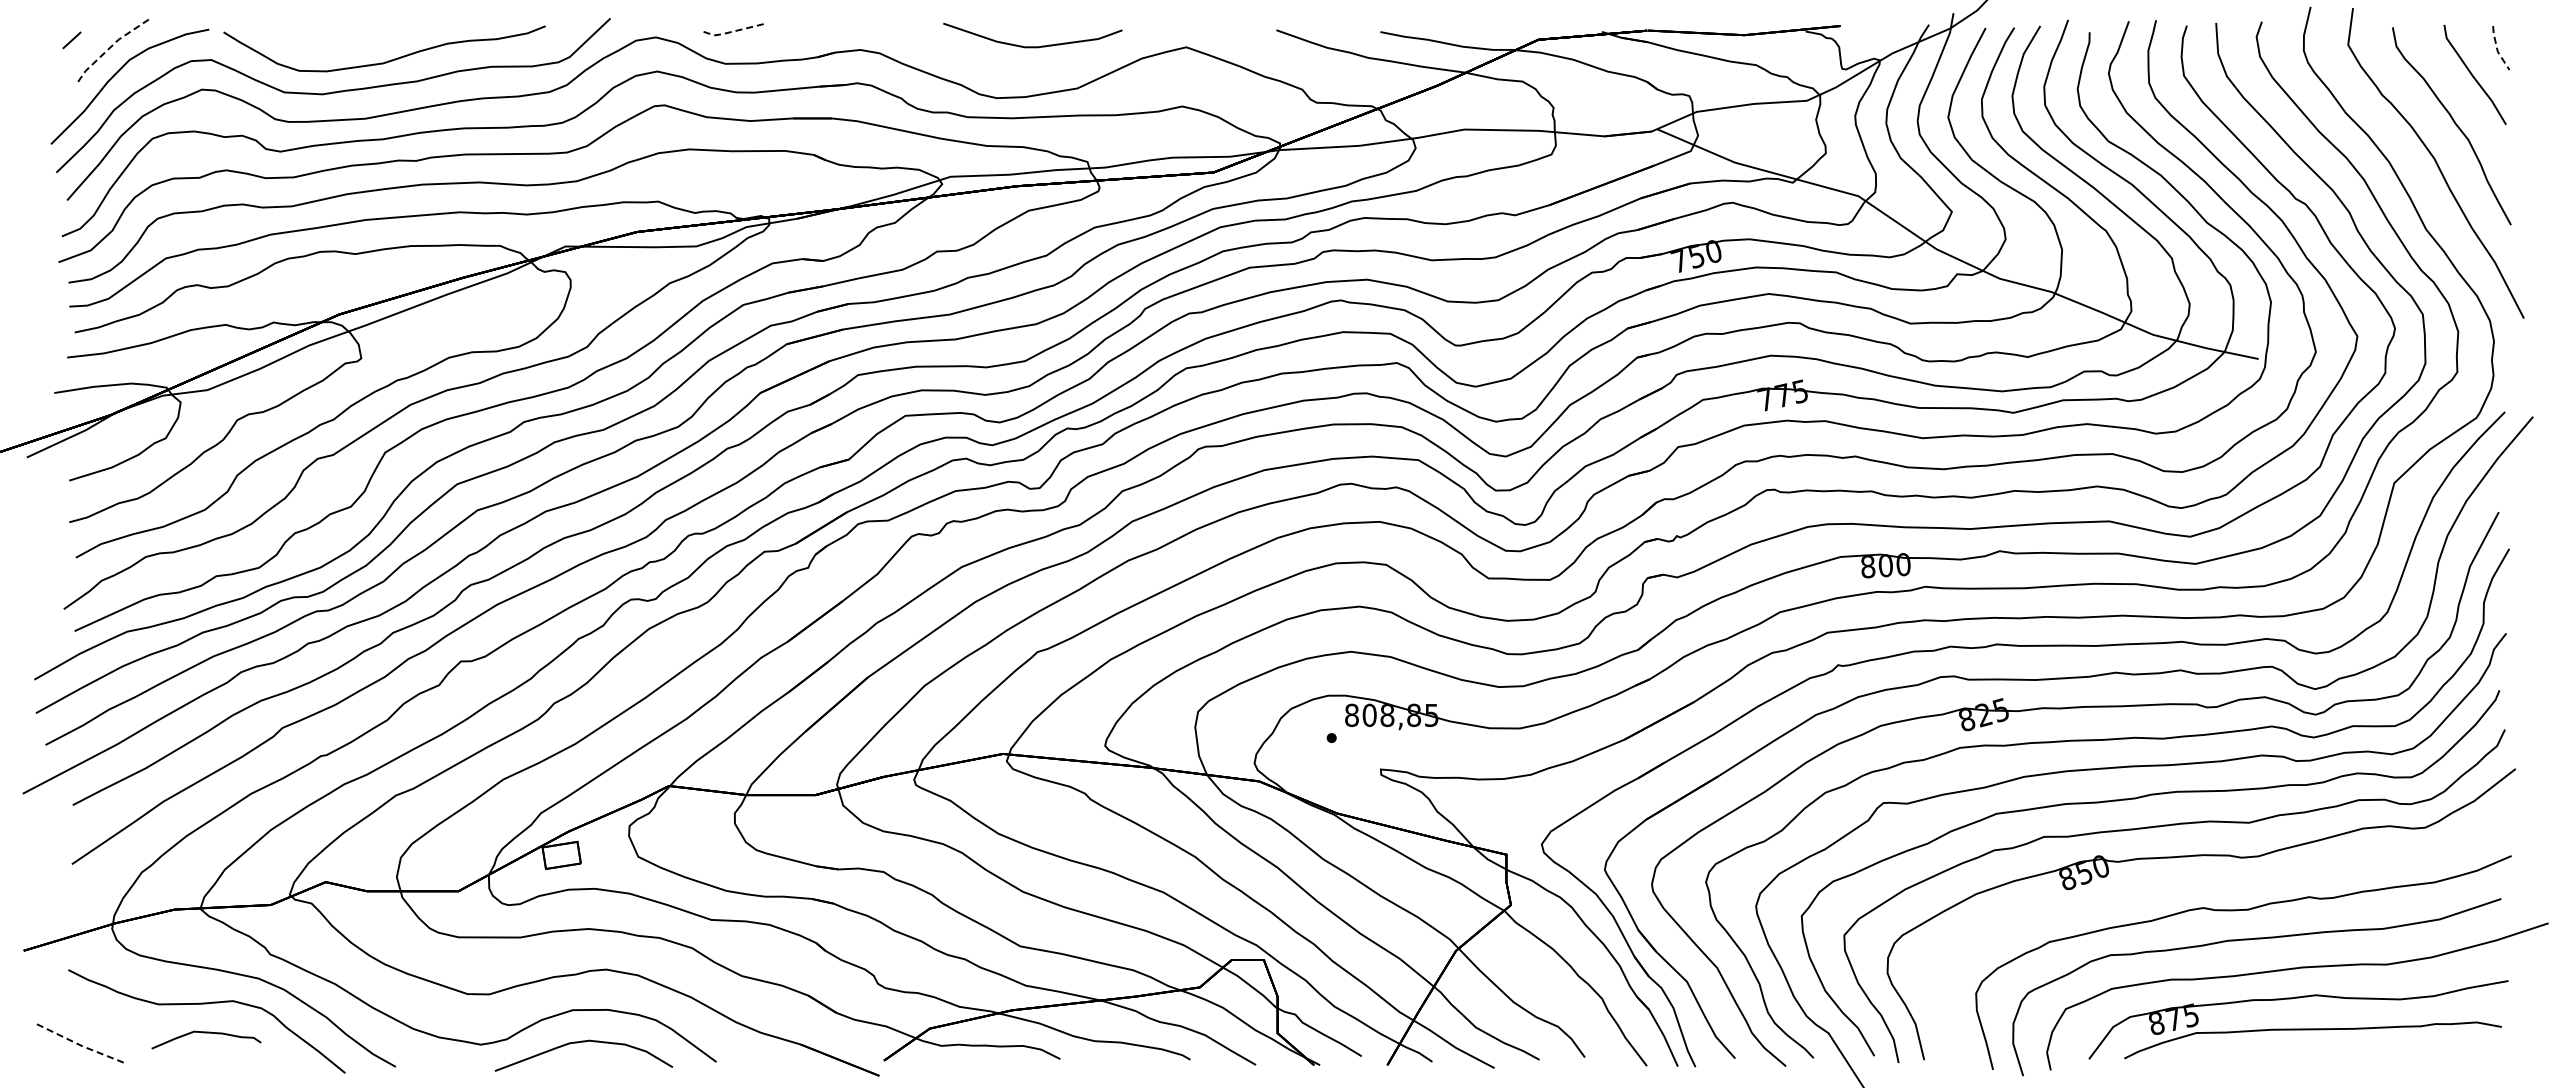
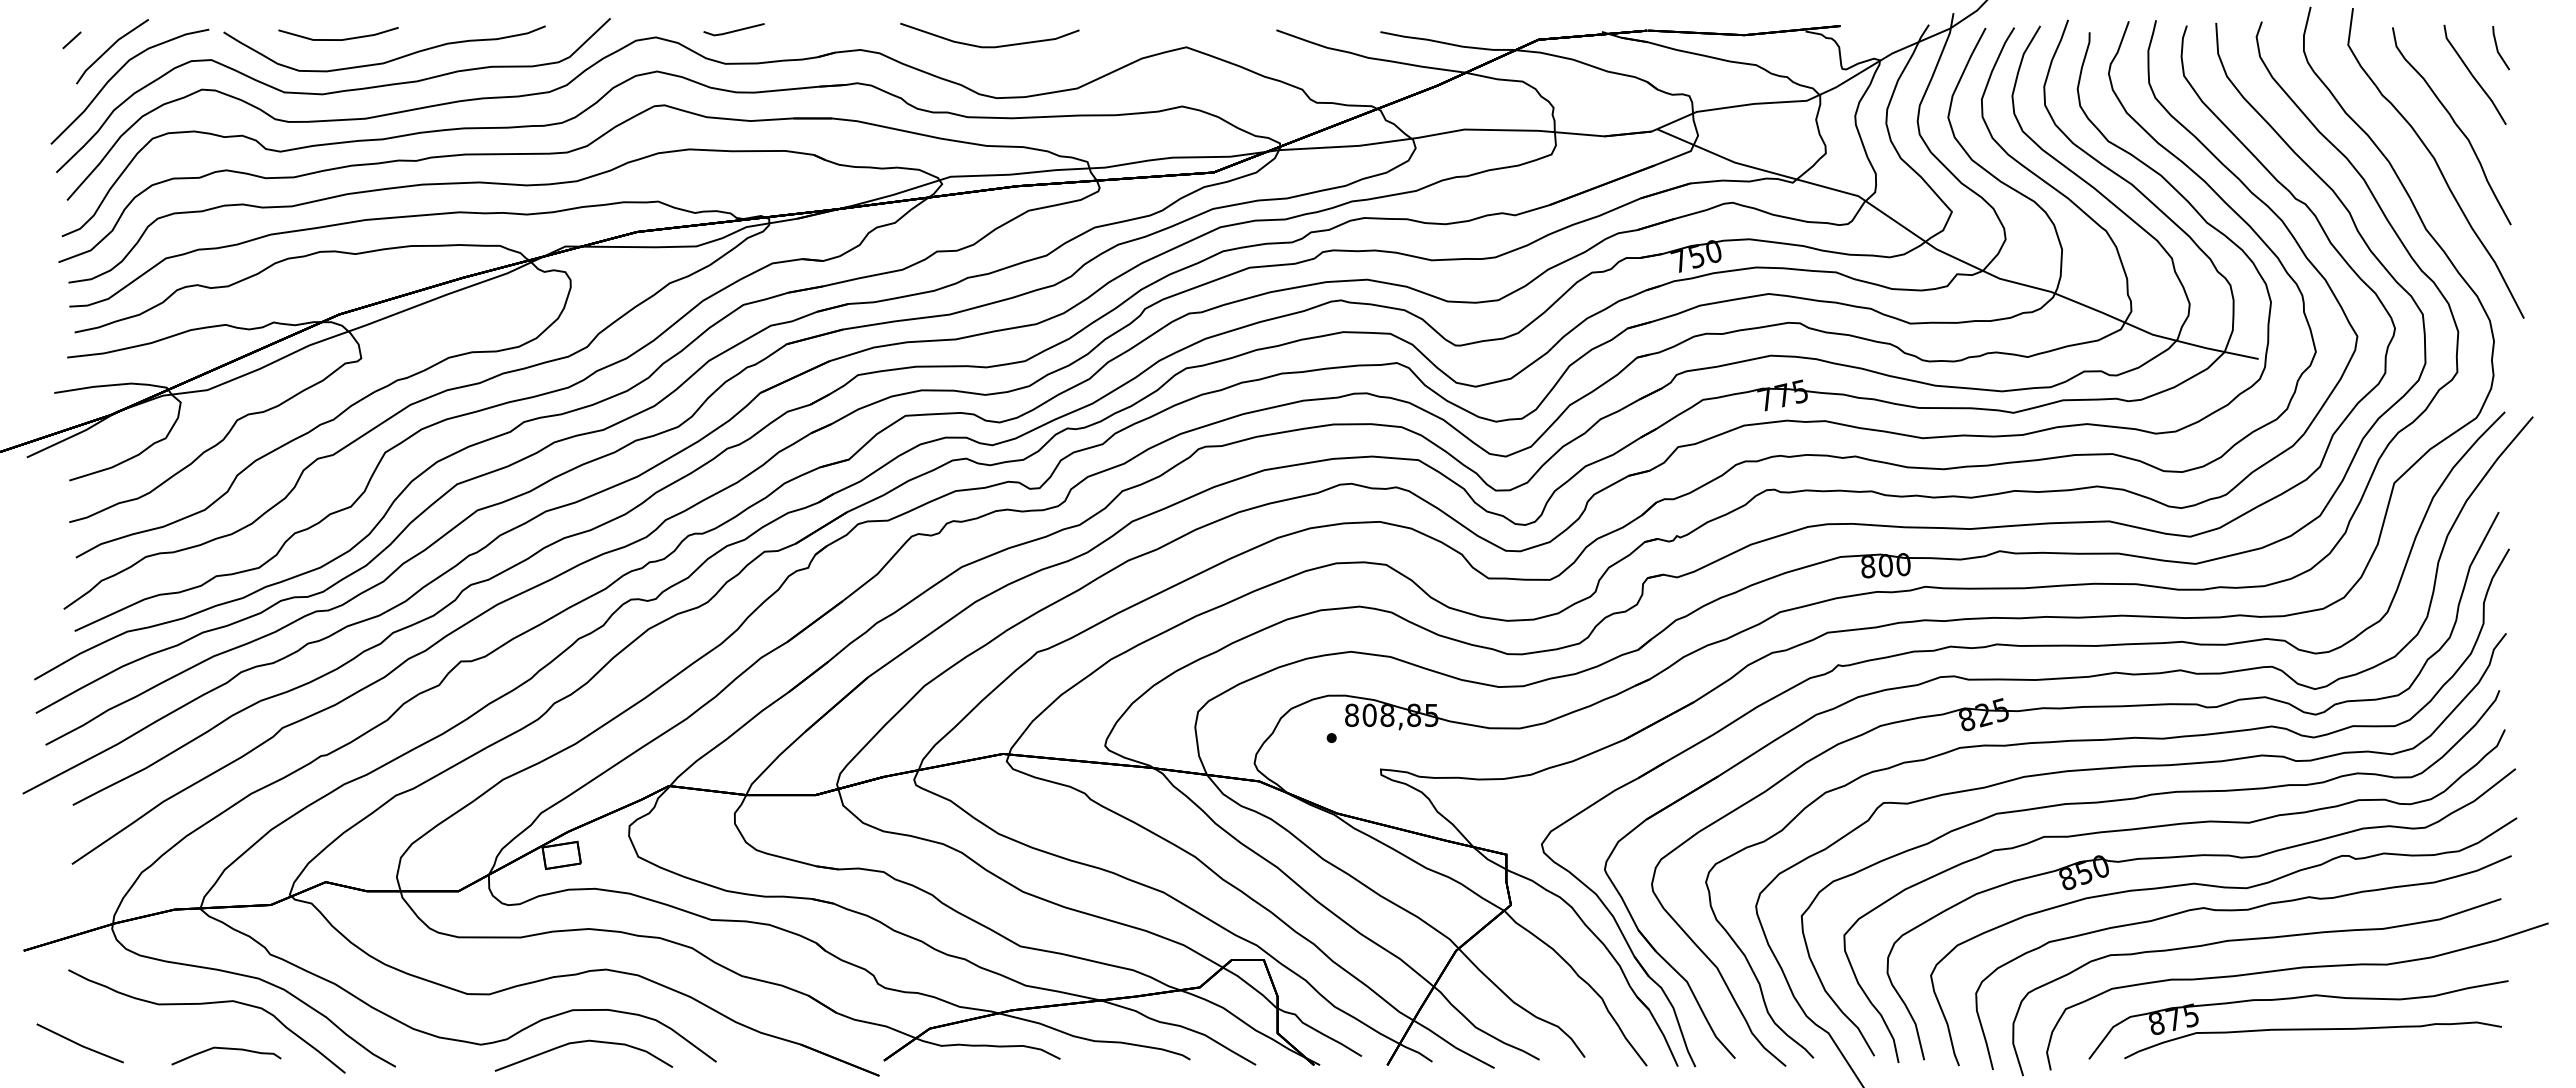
line: dashed -> solid (732, 31)
line: none -> present (338, 39)
curve position: (1032, 46) -> (989, 46) (989, 46)
line: dashed -> solid (109, 48)
line: dashed -> solid (2497, 50)
curve: none -> present (2223, 888)
curve position: (206, 1033) -> (226, 1049) (226, 1049)
line: dashed -> solid (79, 1045)
